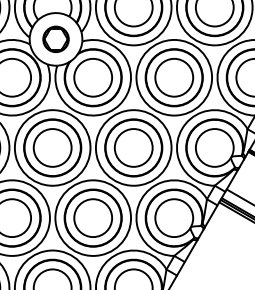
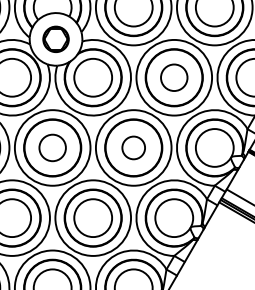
circle diameter: 38 px -> 26 px (174, 77)
circle diameter: 38 px -> 26 px (52, 147)
circle diameter: 38 px -> 23 px (133, 147)
